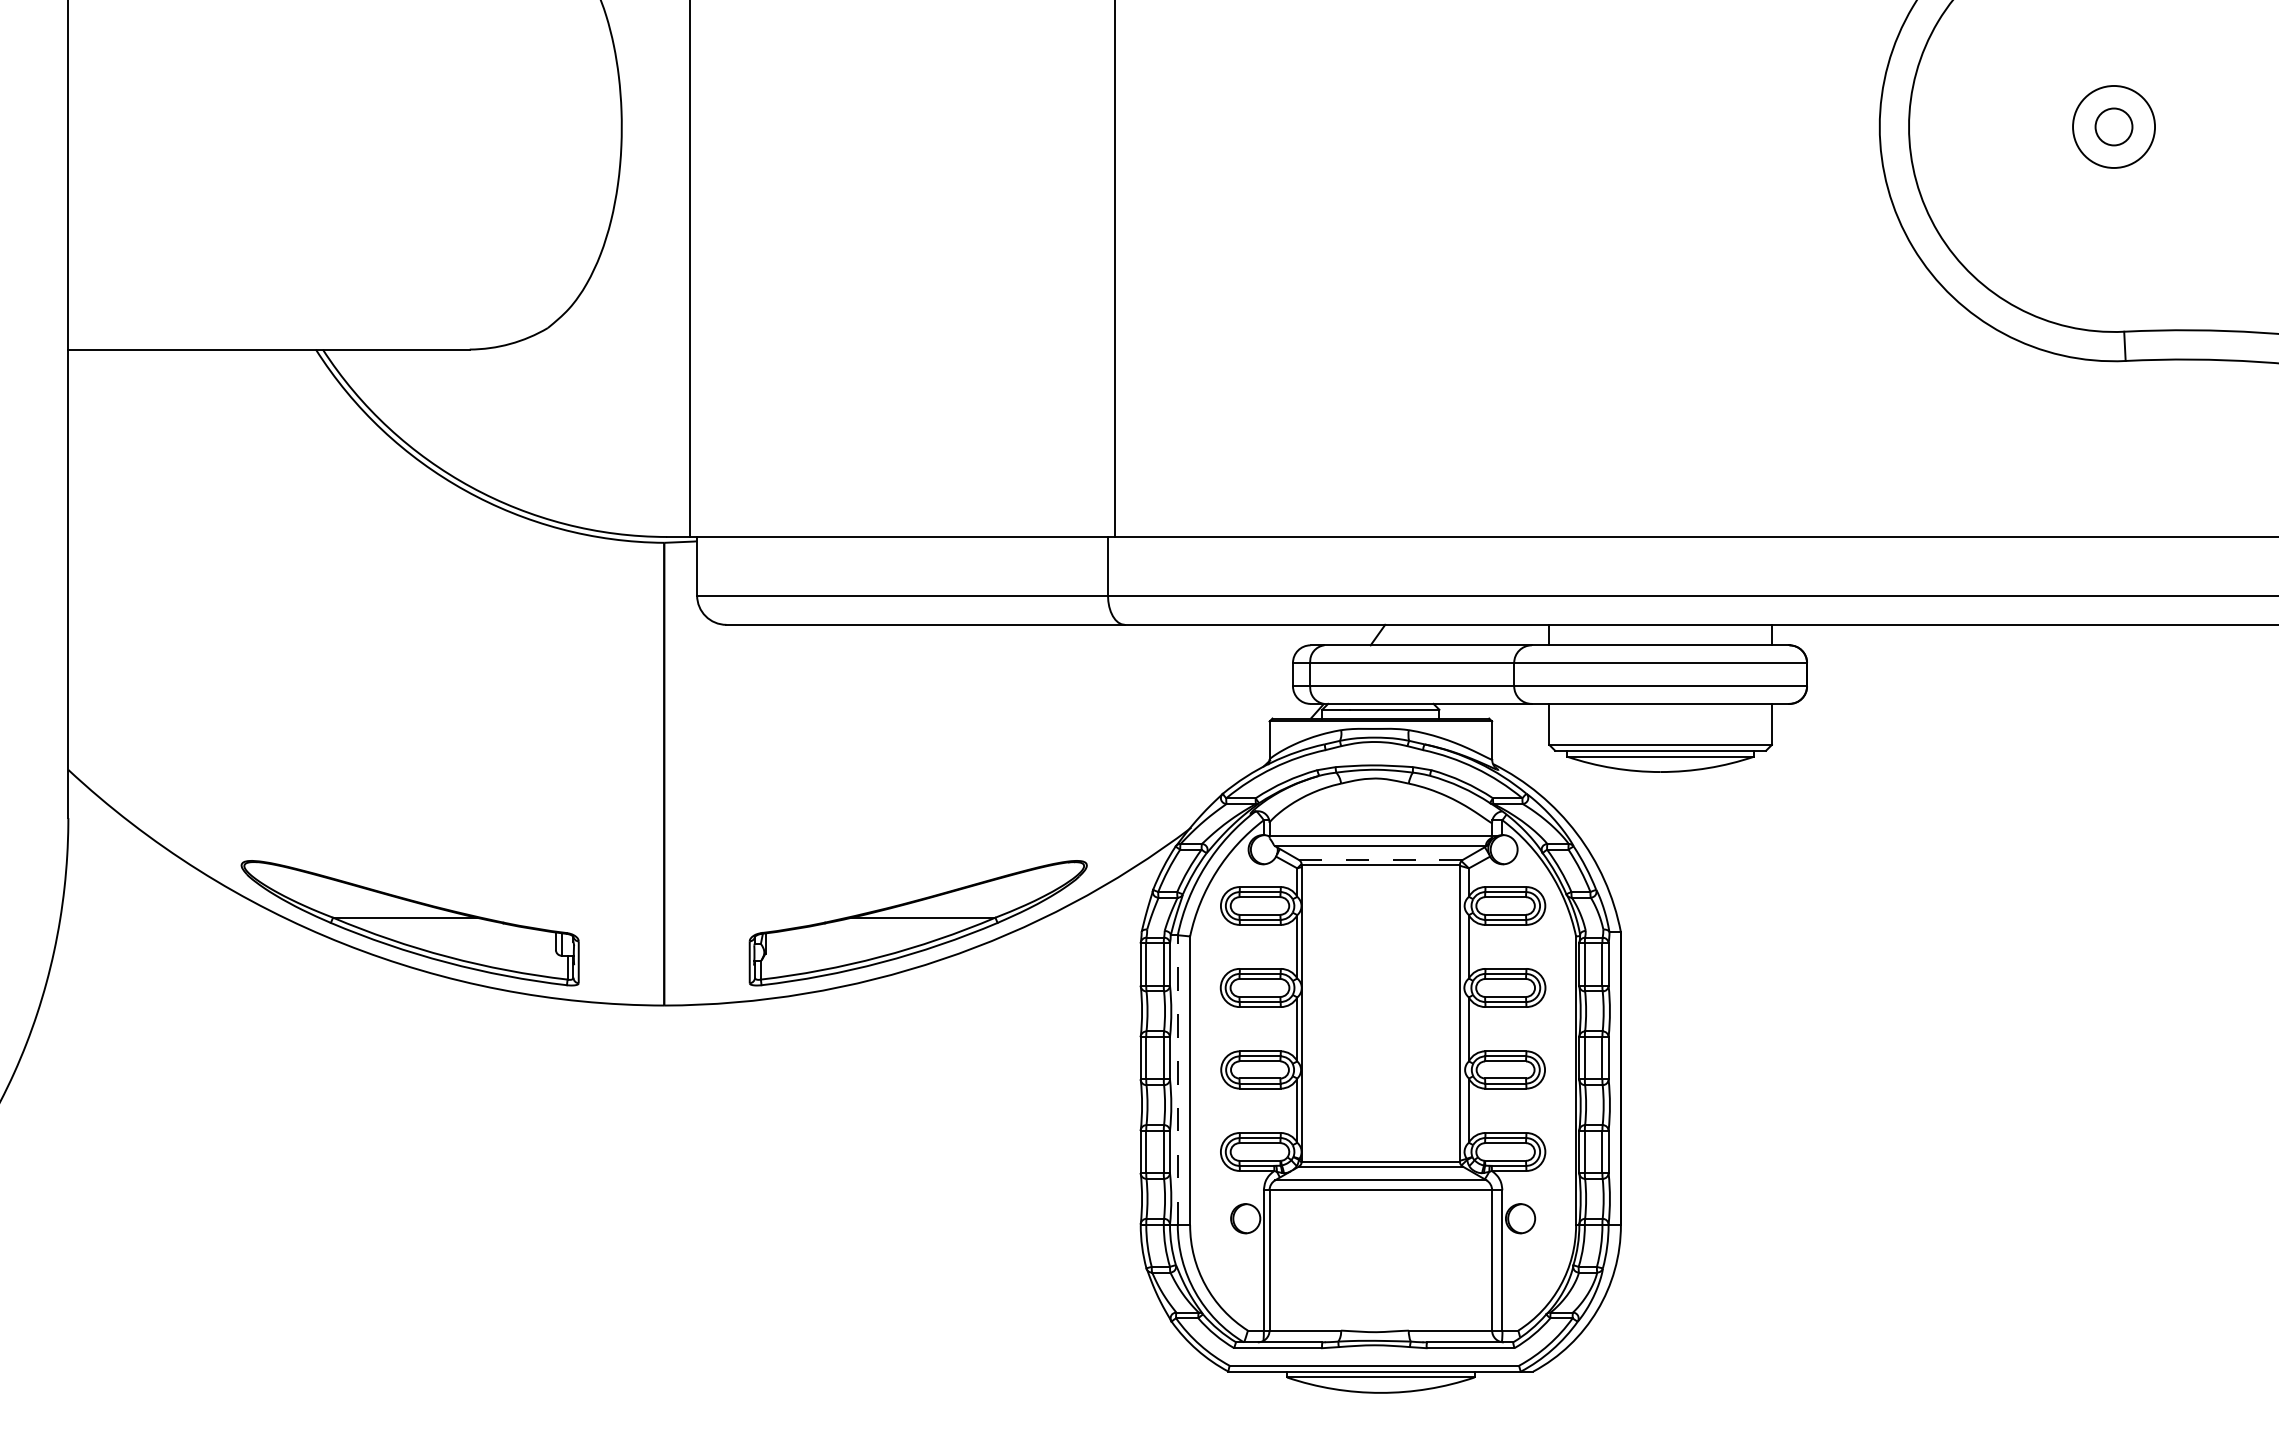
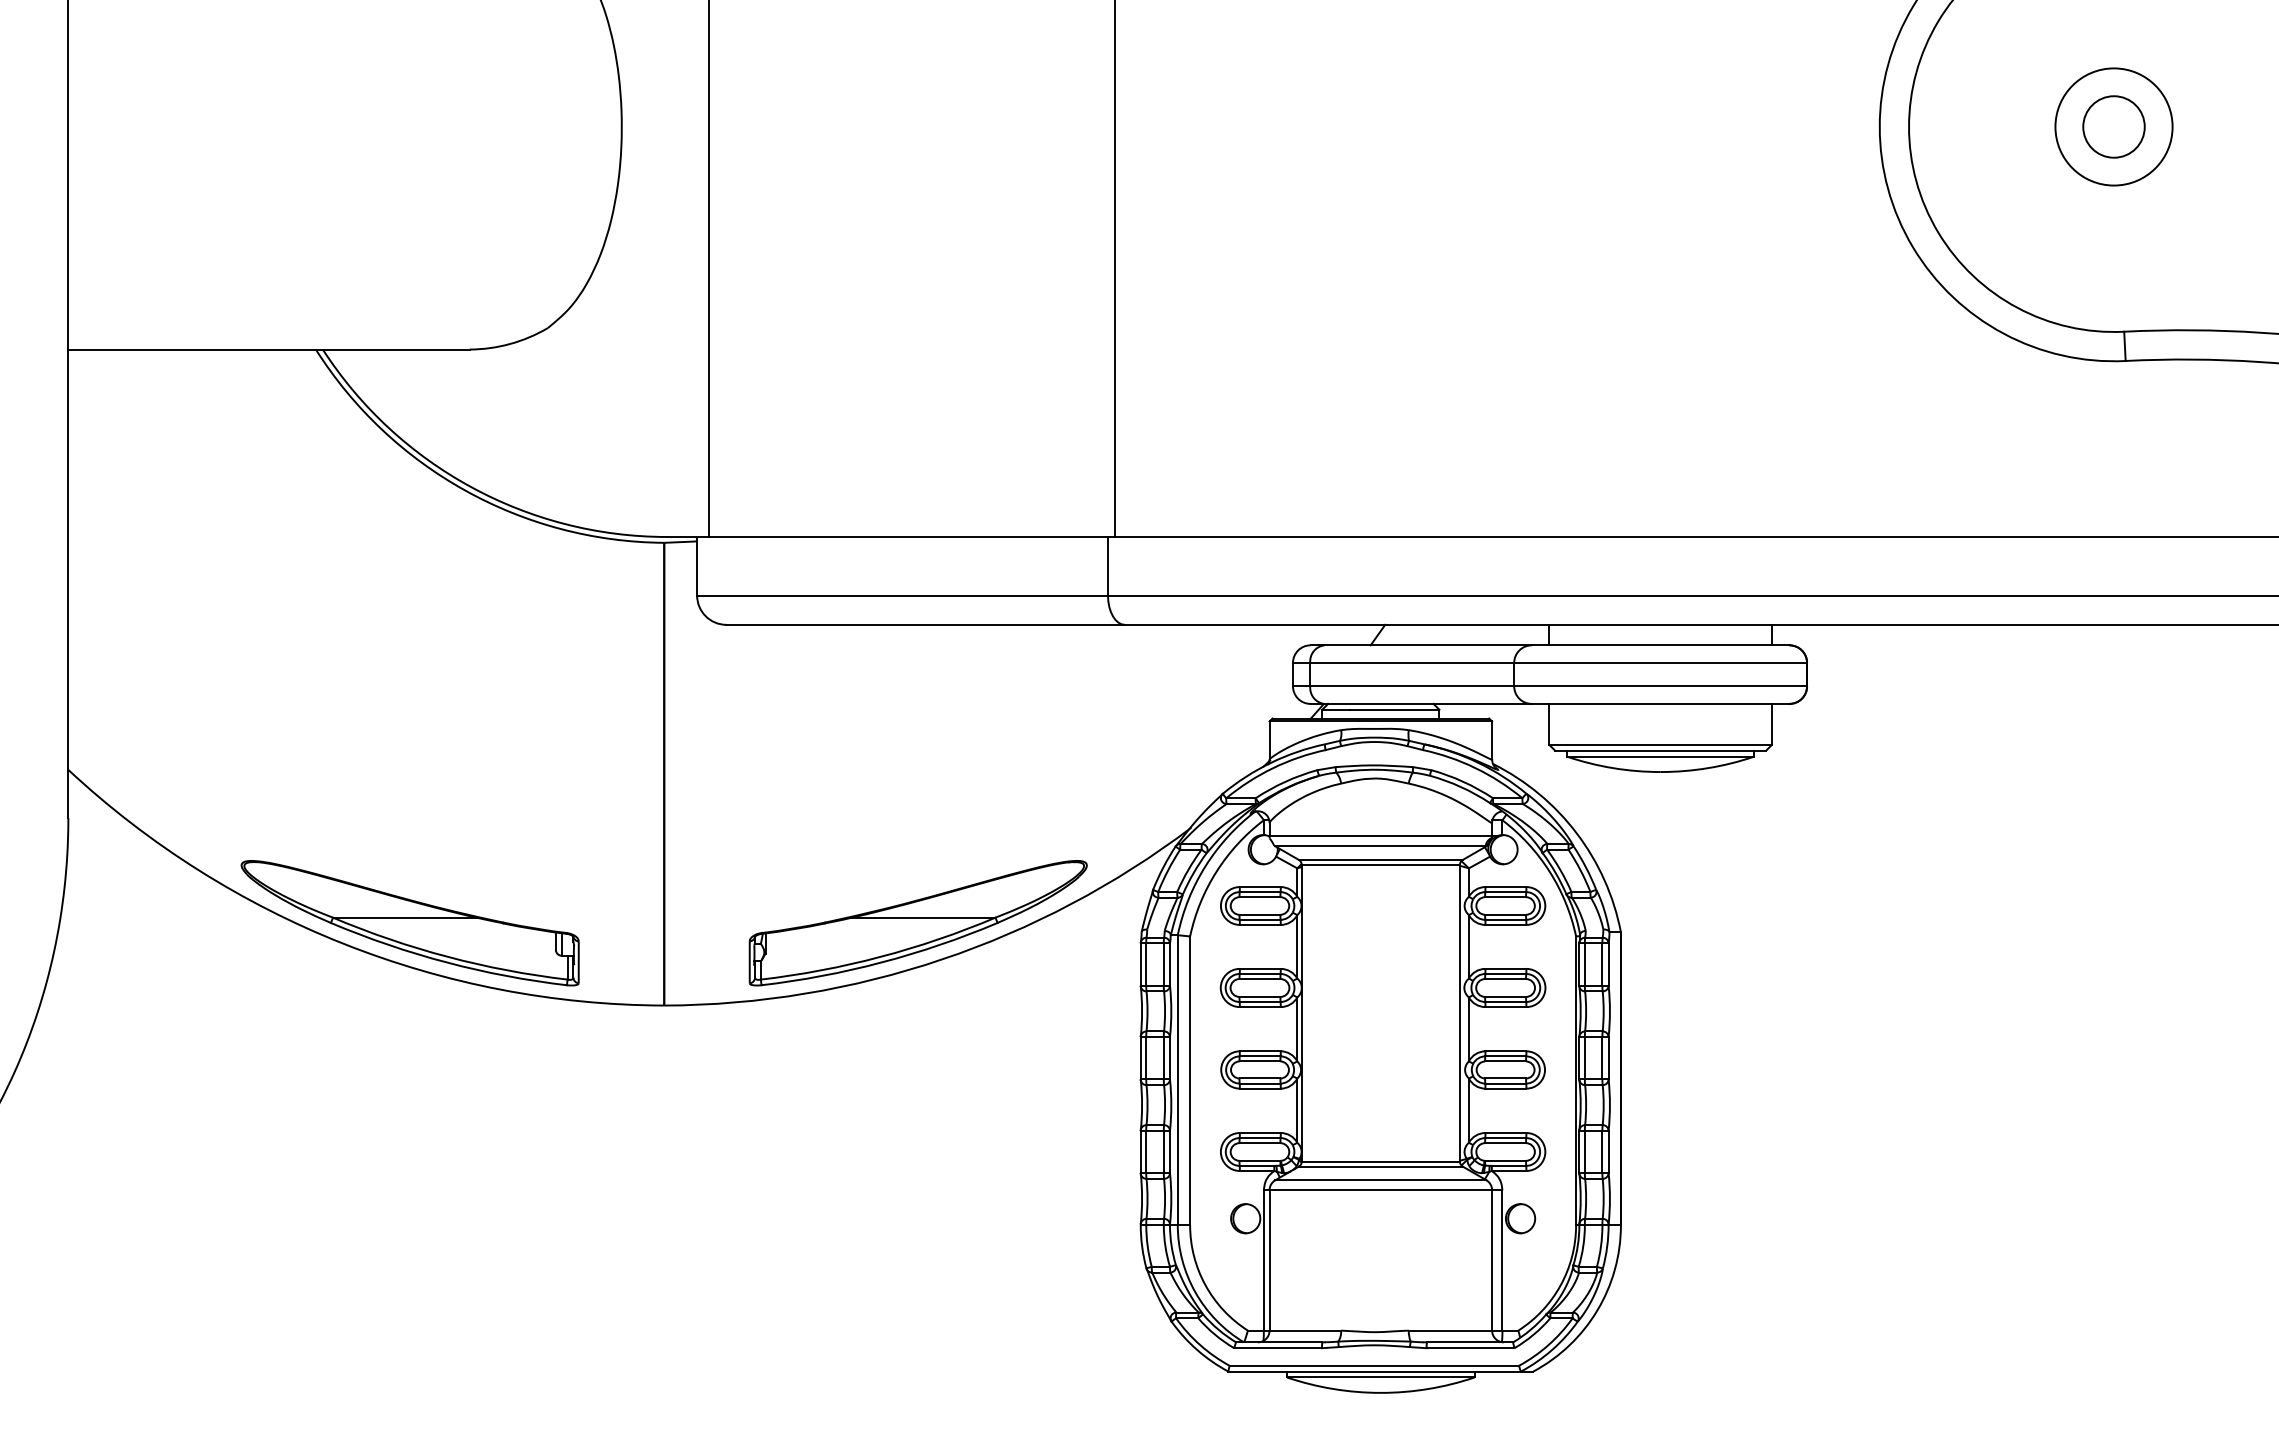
circle diameter: 37 px -> 62 px (2113, 126)
circle diameter: 82 px -> 117 px (2113, 126)
line position: (689, 269) -> (708, 269) (708, 269)
line: dashed -> solid (1381, 859)
line: dashed -> solid (1177, 1080)
